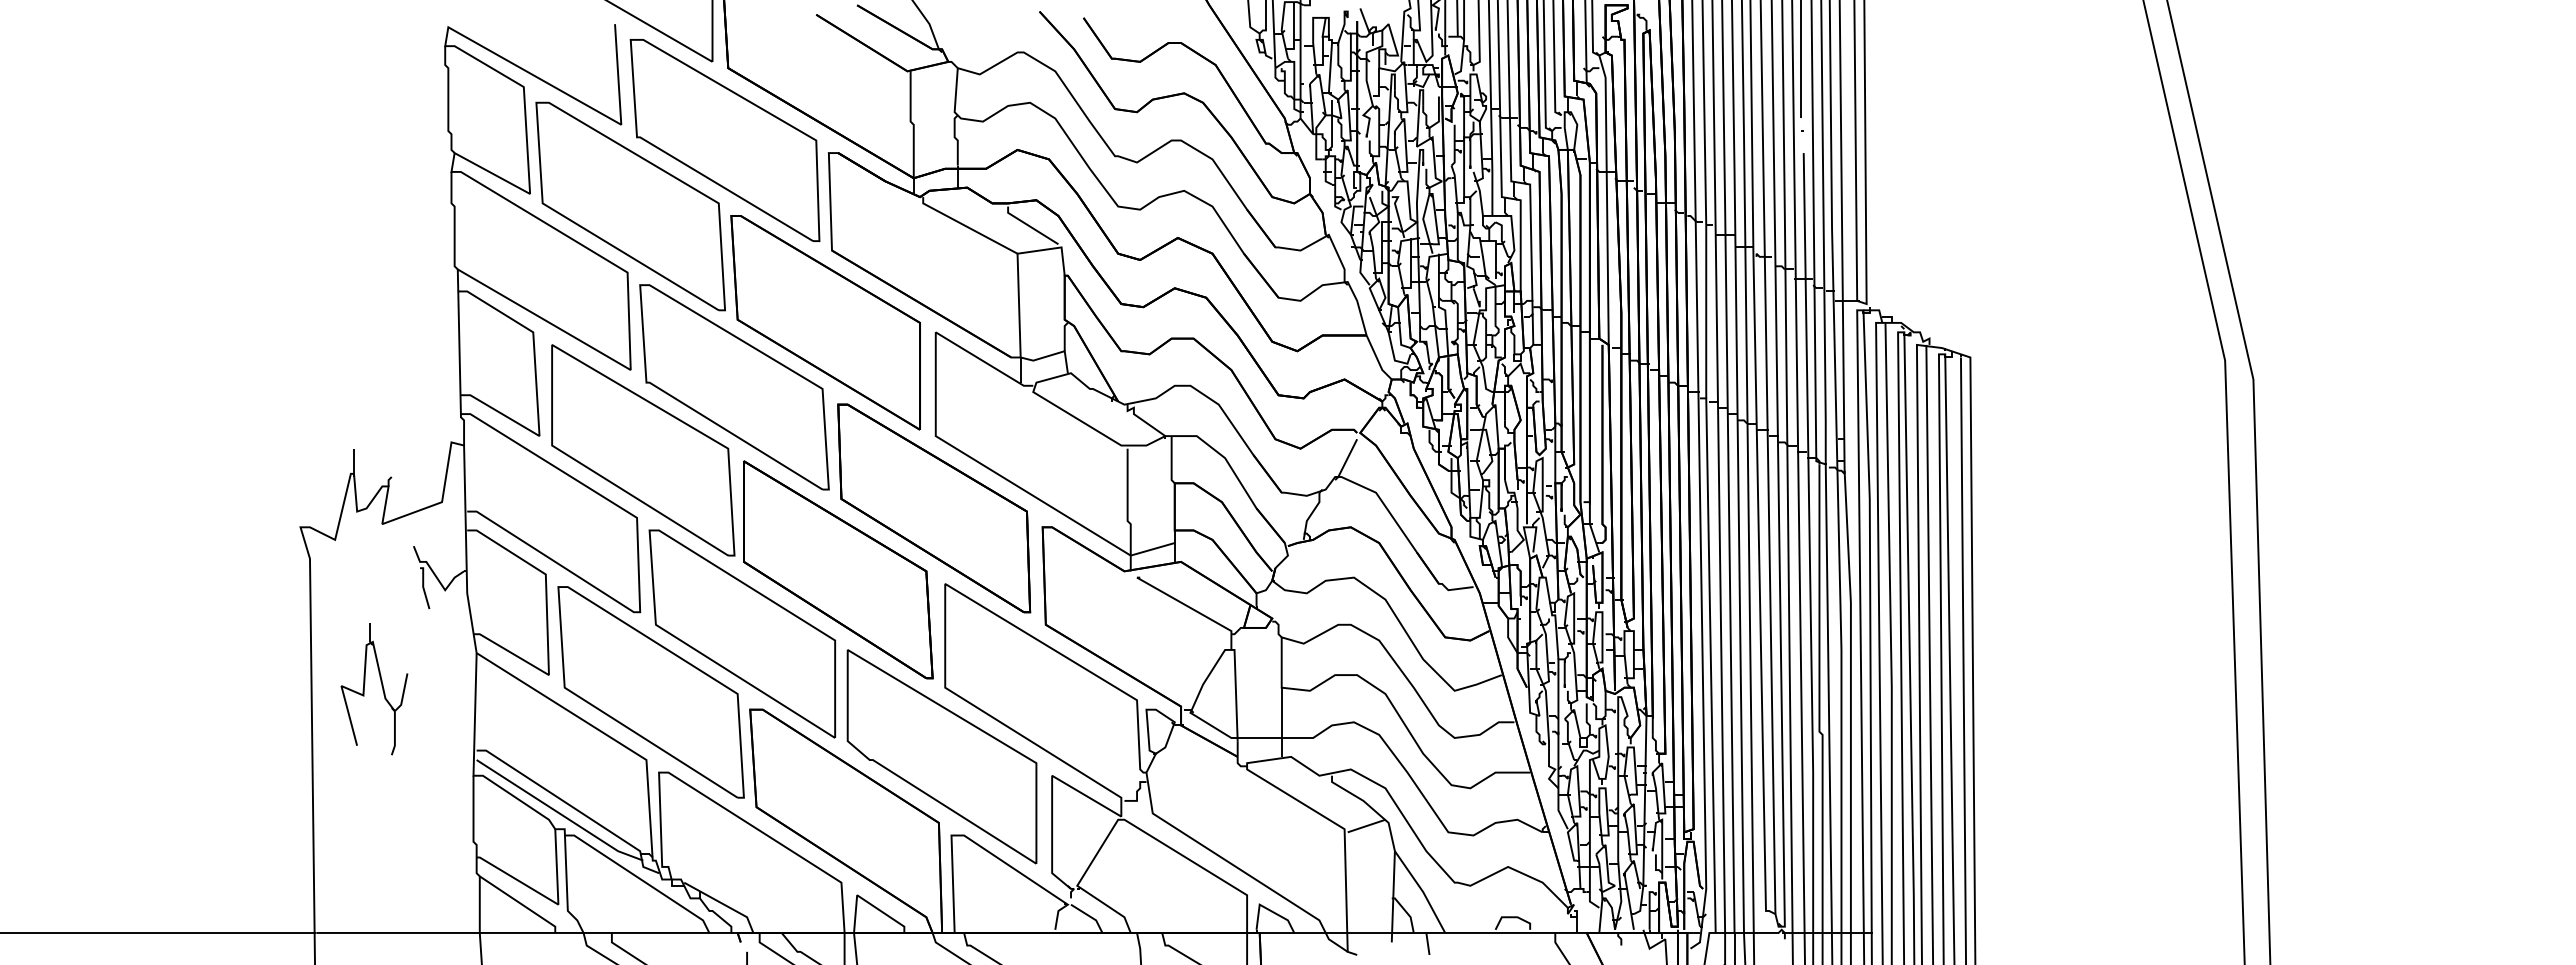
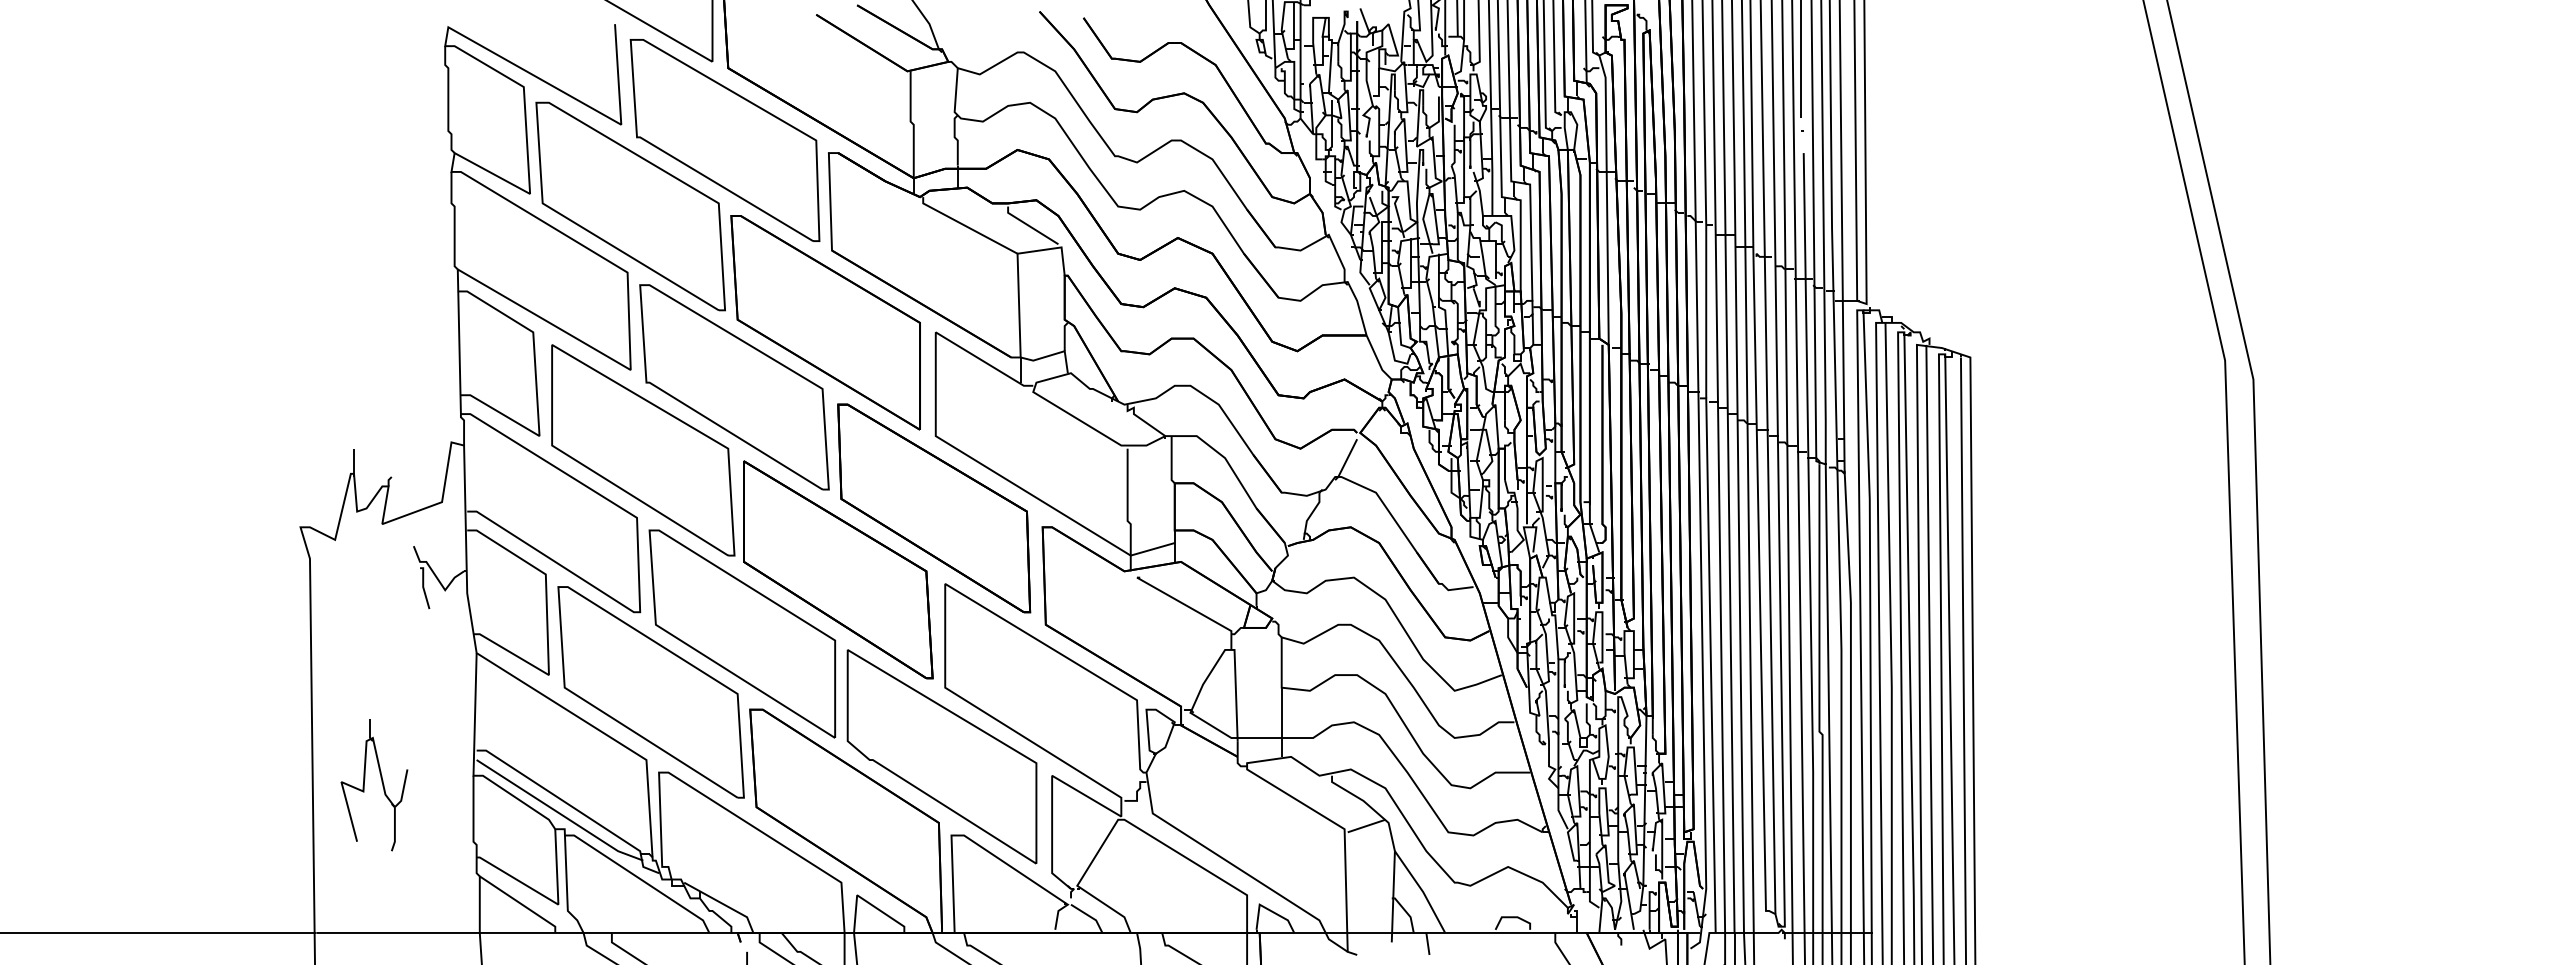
part position: (381, 686) -> (381, 782) (381, 782)
